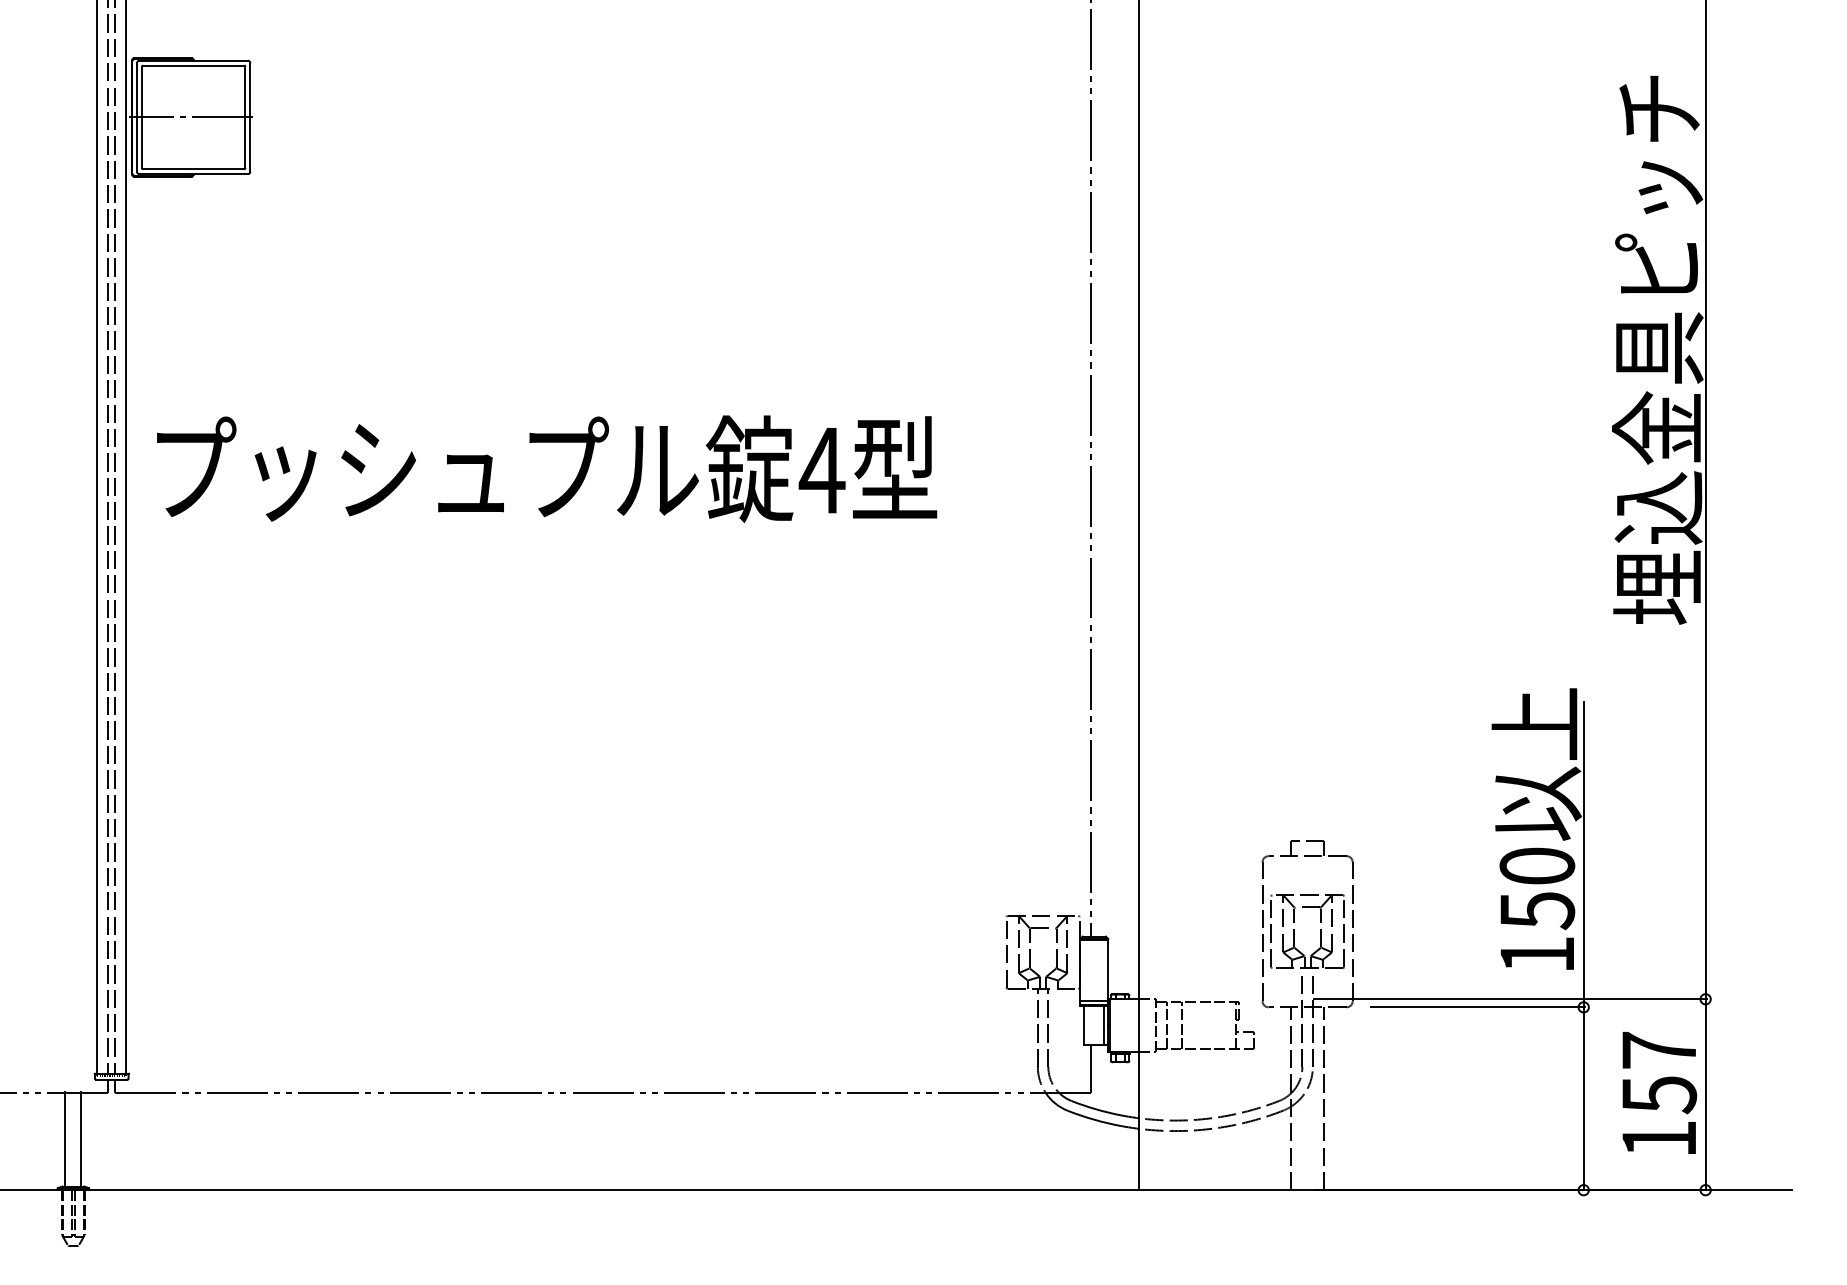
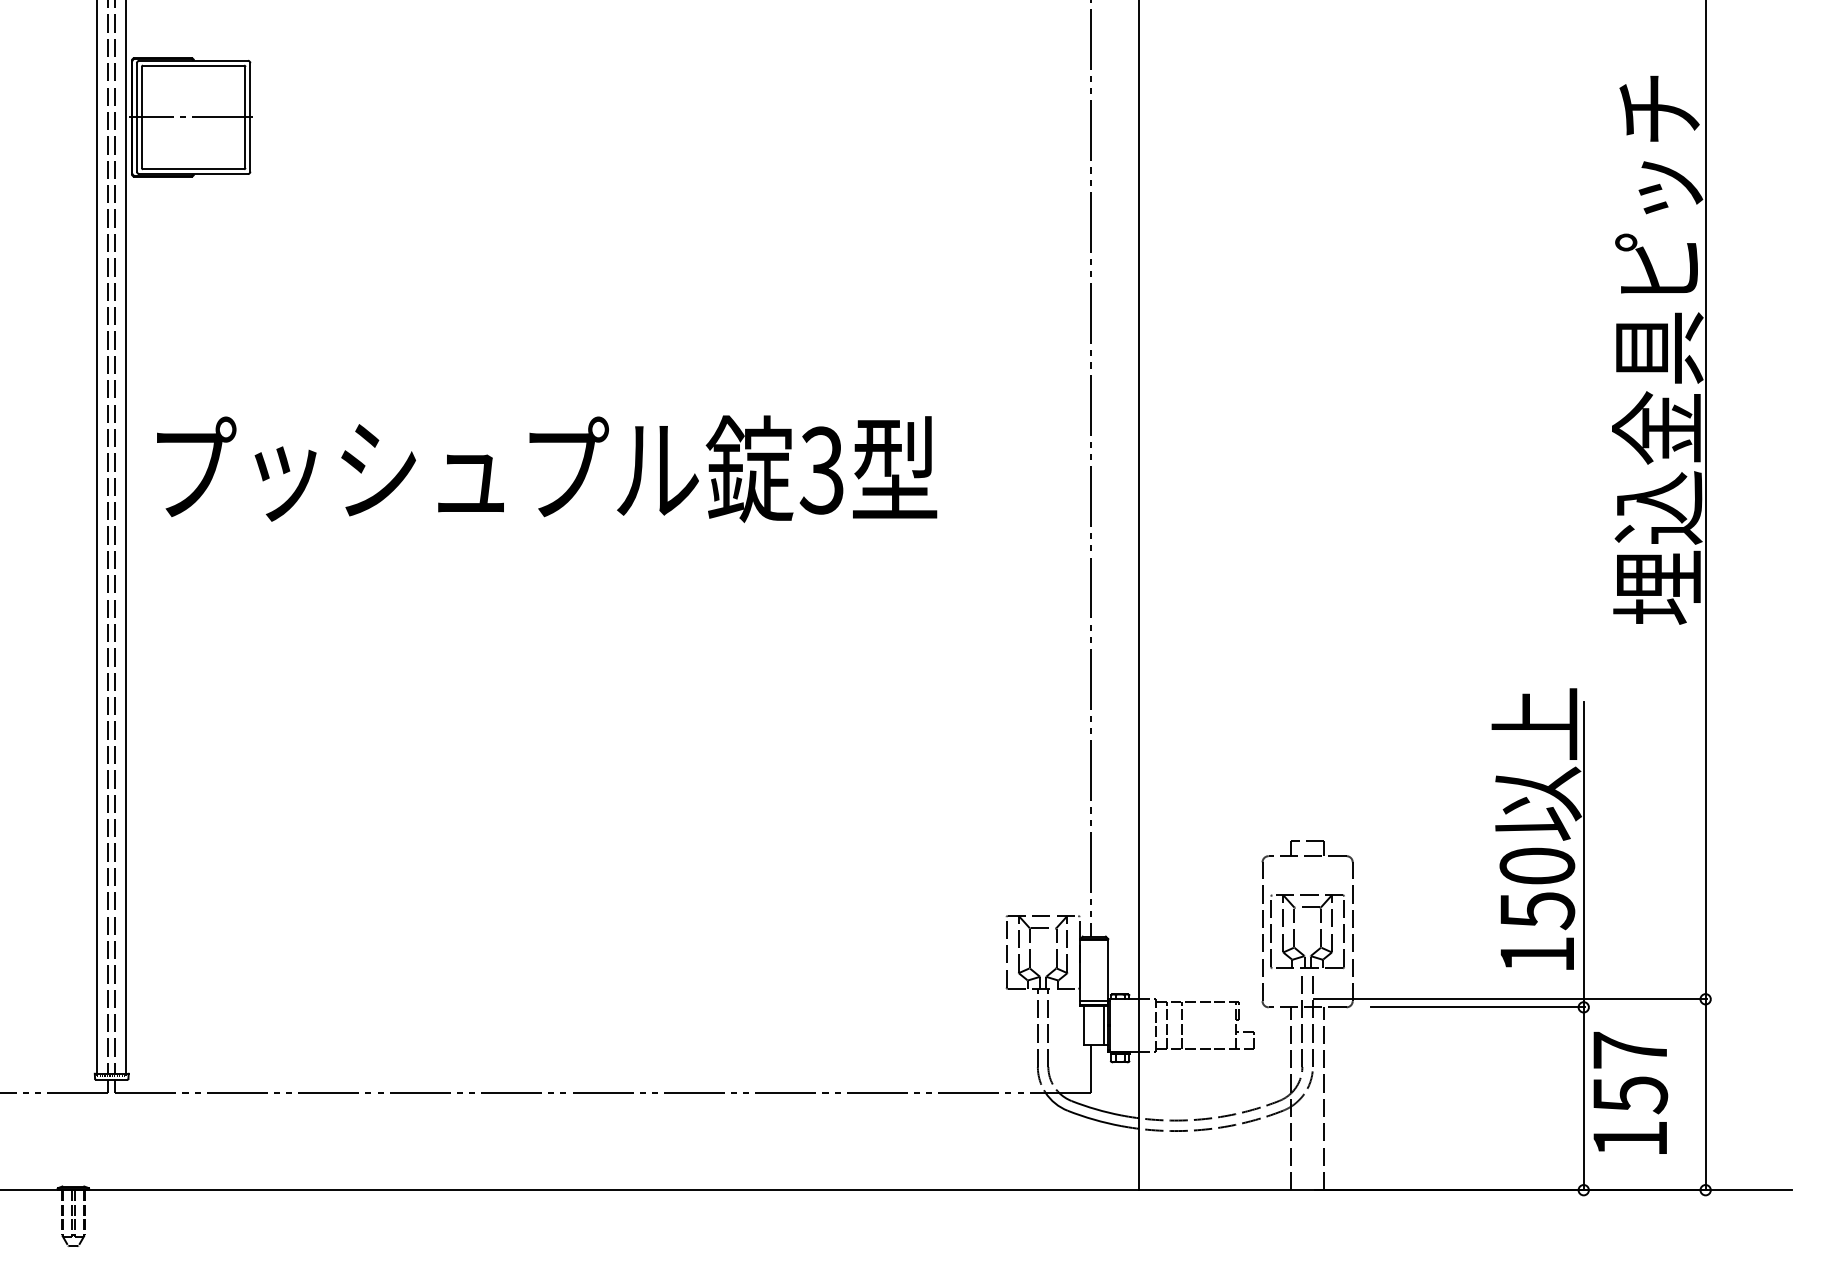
text: 4 -> 3 (821, 470)
text position: (1659, 1092) -> (1630, 1092) (1630, 1092)
line: present -> none (65, 1139)
line: present -> none (81, 1139)
